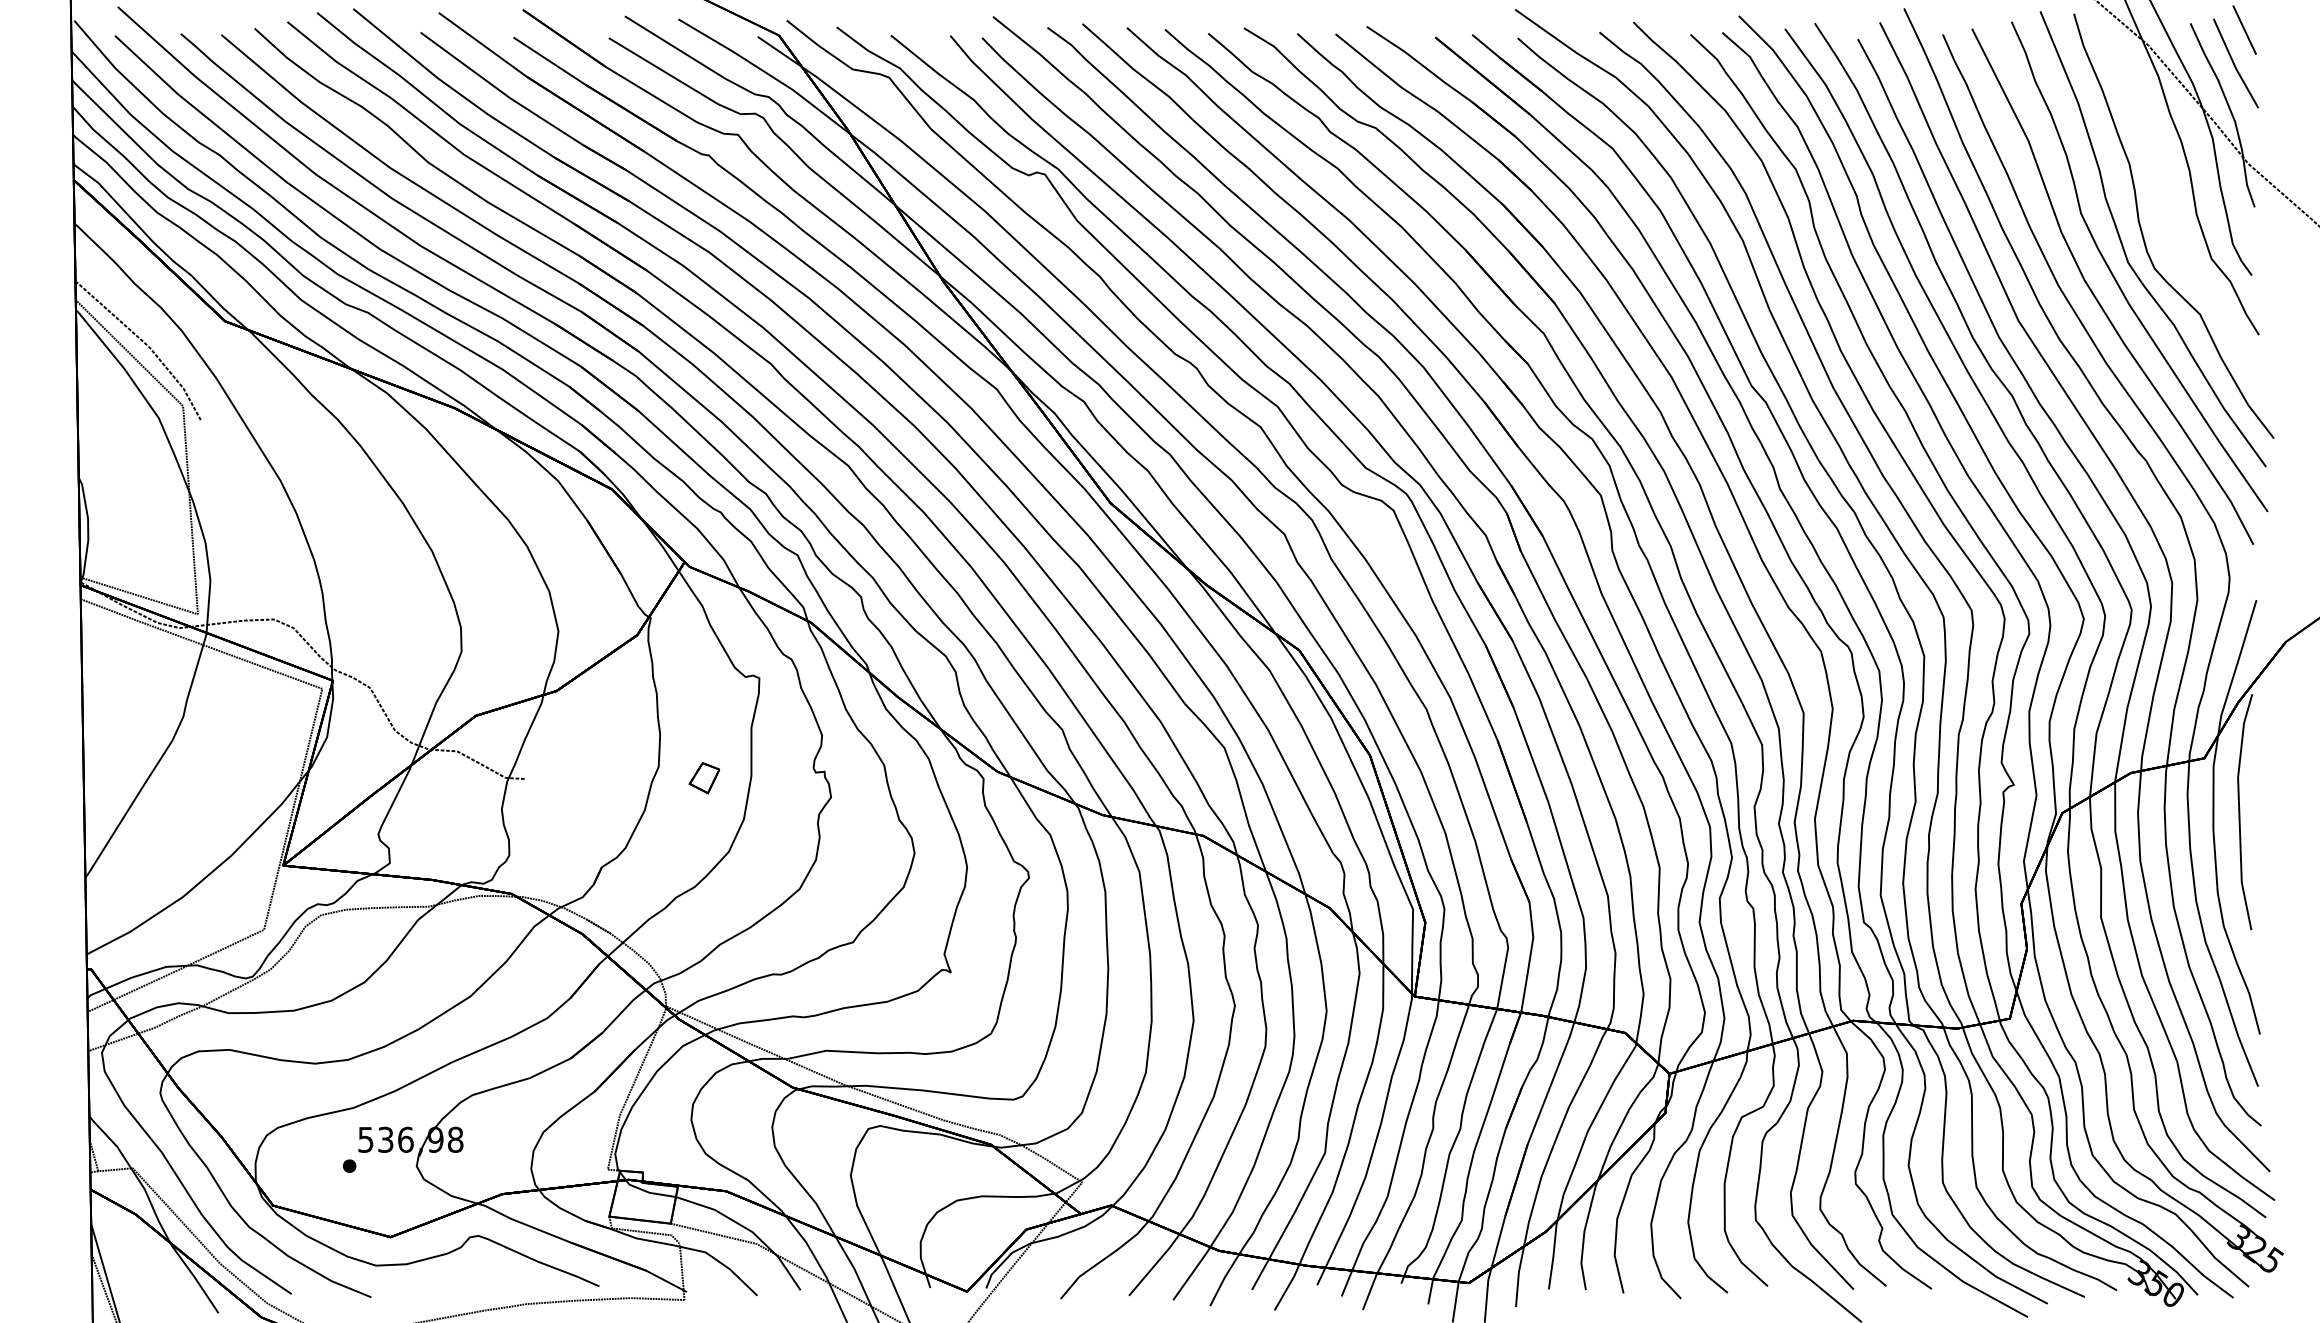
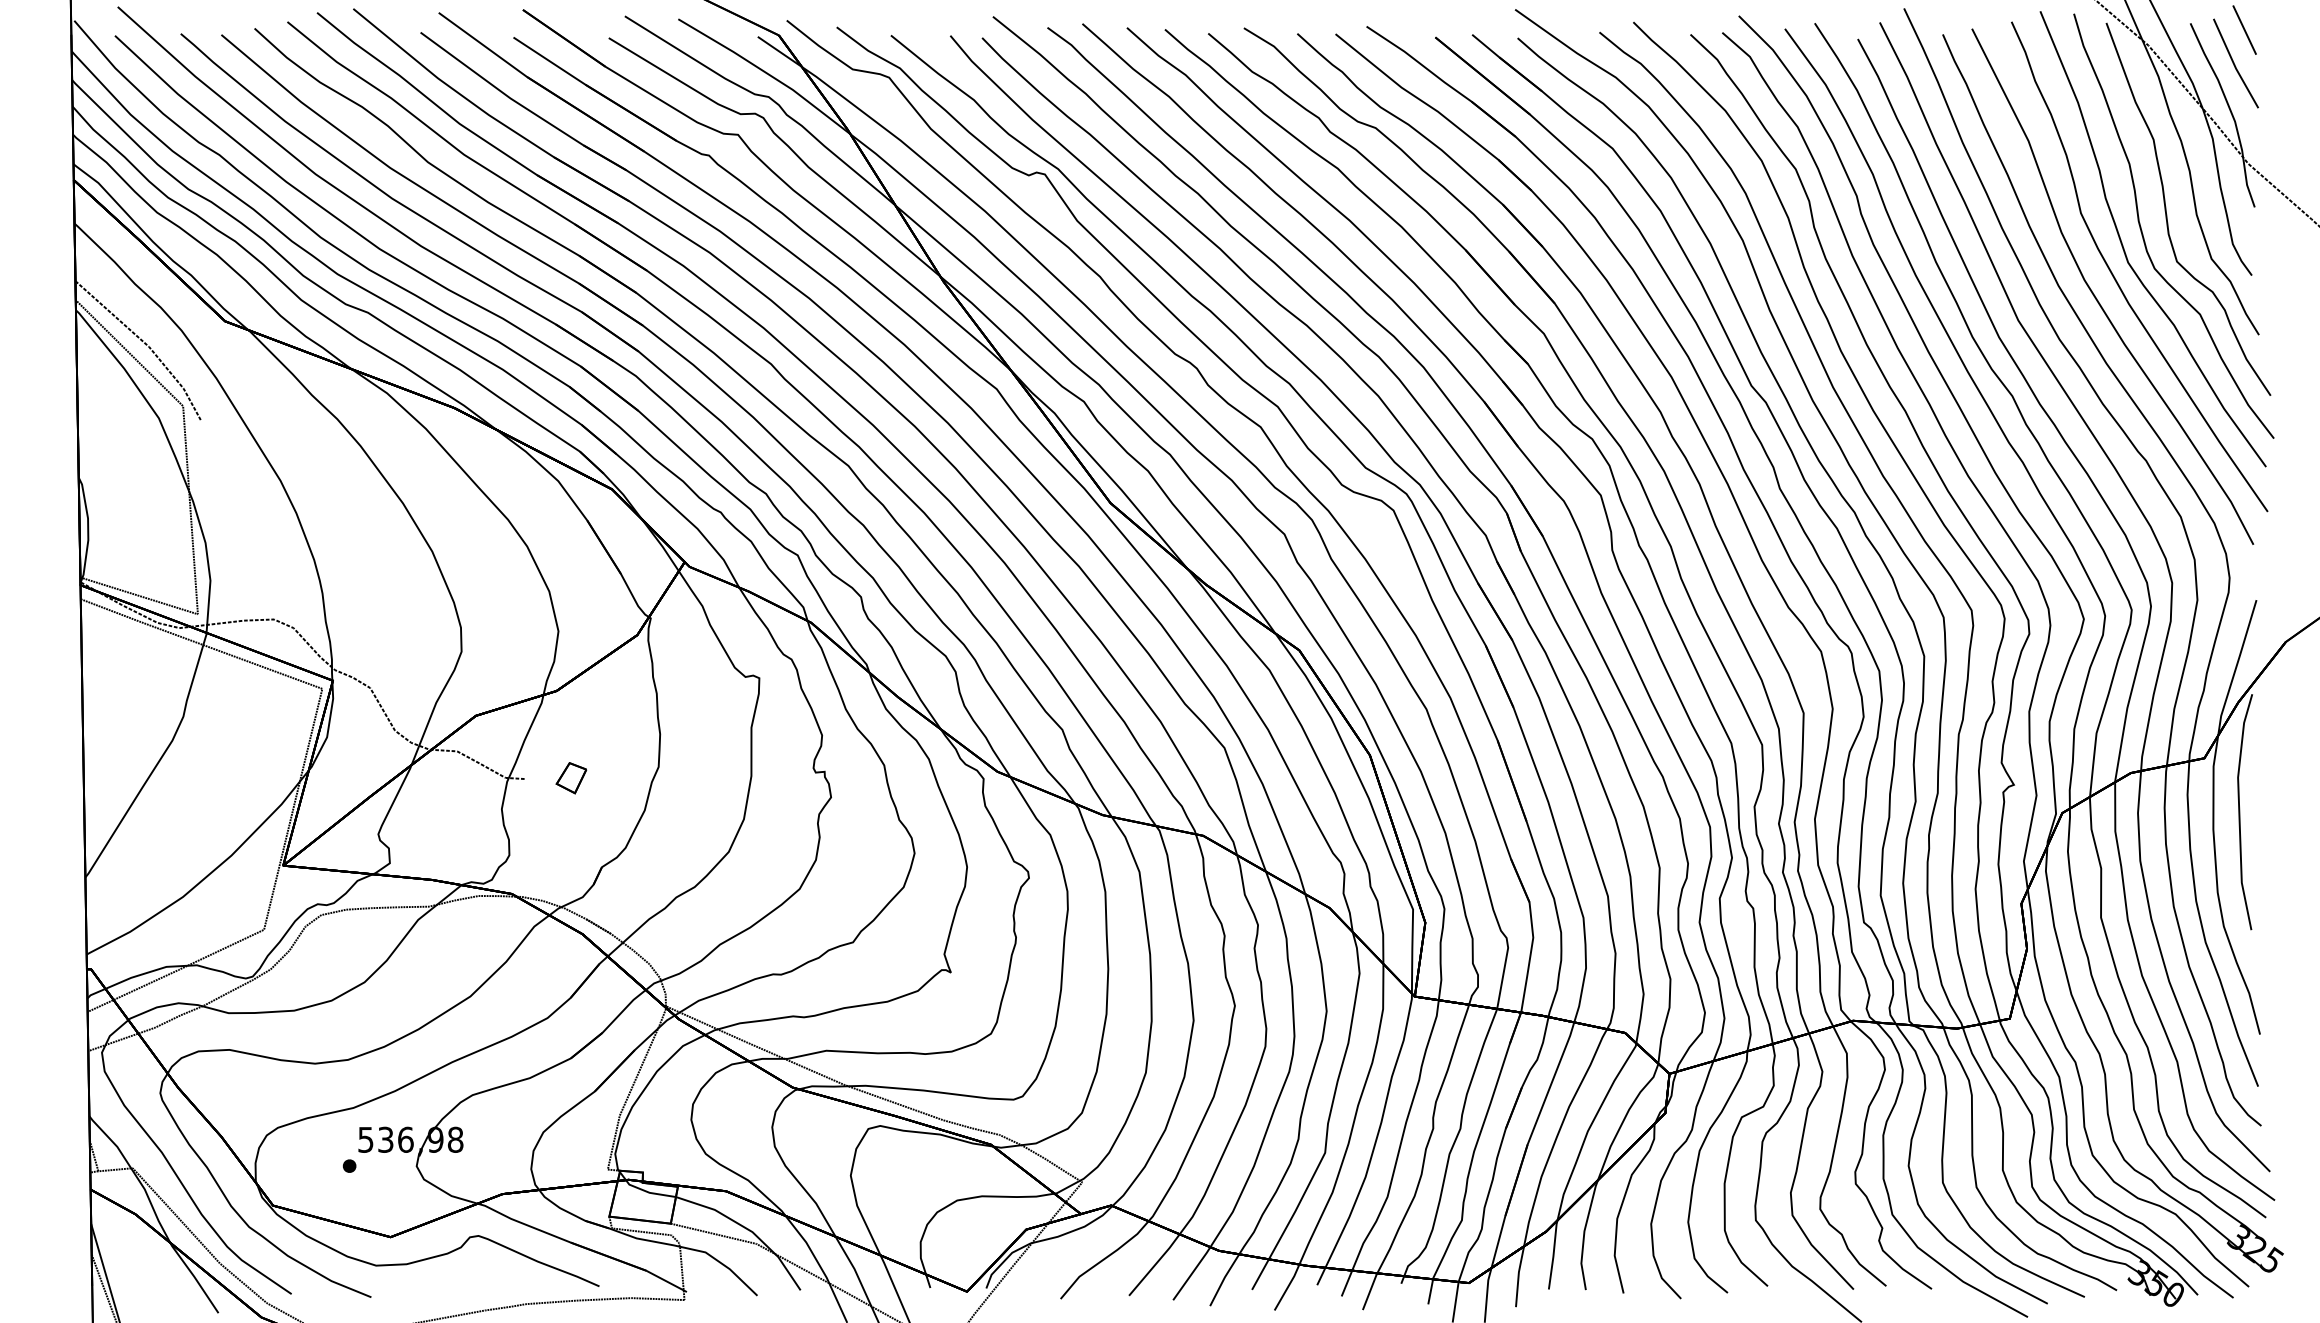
part: none -> present (2167, 214)
part position: (704, 778) -> (571, 778) (571, 778)
